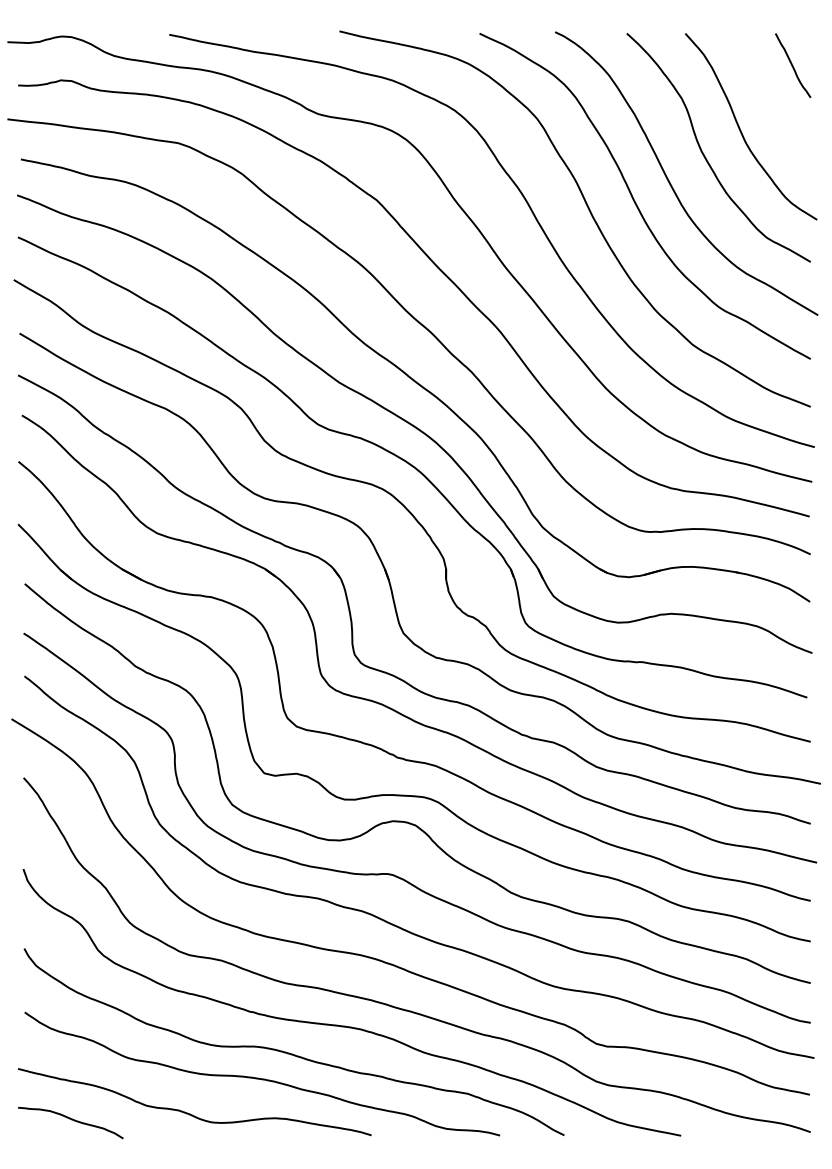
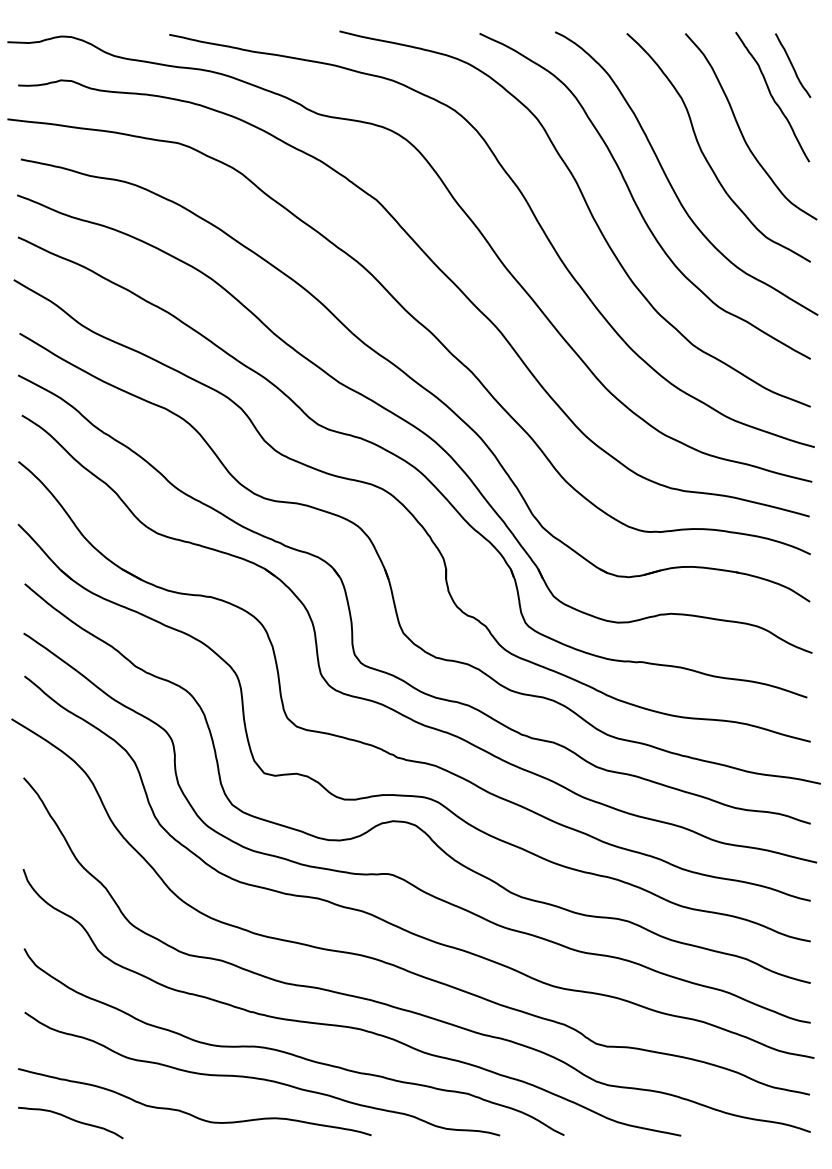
curve: none -> present (772, 97)
